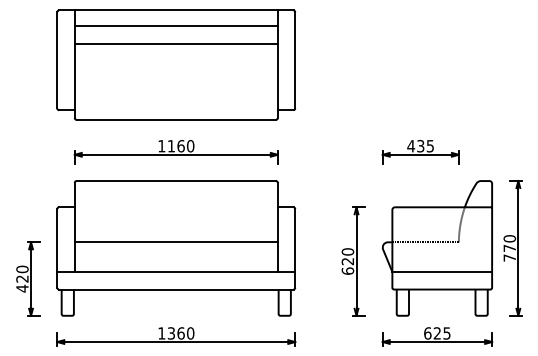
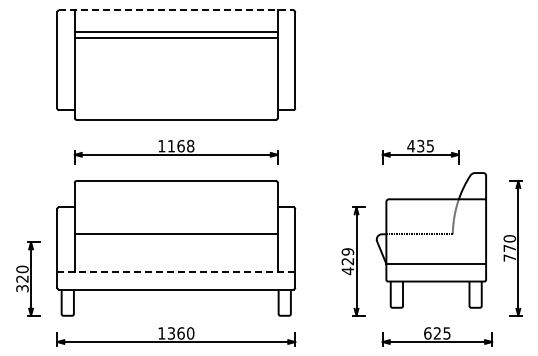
line: solid -> dashed (176, 10)
line position: (175, 26) -> (175, 32) (175, 32)
line position: (175, 43) -> (175, 37) (175, 37)
text: 1160 -> 1168 (190, 146)
line position: (175, 242) -> (175, 234) (175, 234)
part position: (436, 248) -> (430, 240) (430, 240)
text: 620 -> 429 (347, 261)
line: solid -> dashed (176, 272)
text: 420 -> 320 (22, 288)
